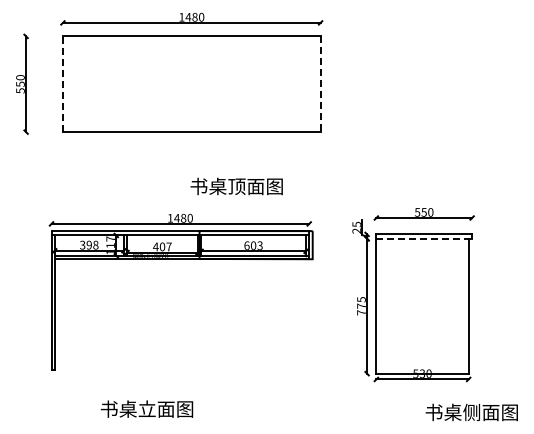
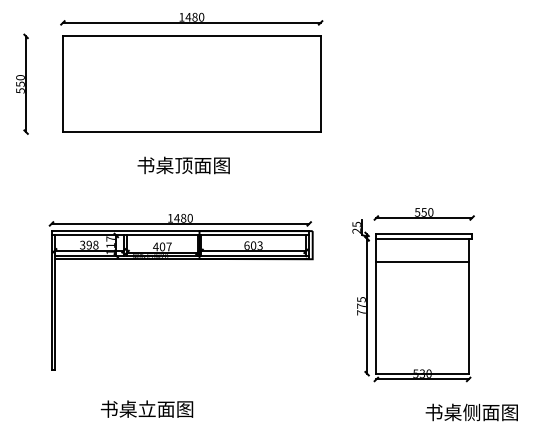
line: dashed -> solid (62, 84)
line: dashed -> solid (320, 84)
text position: (236, 186) -> (183, 165) (183, 165)
line: dashed -> solid (424, 238)
line: none -> present (422, 262)
